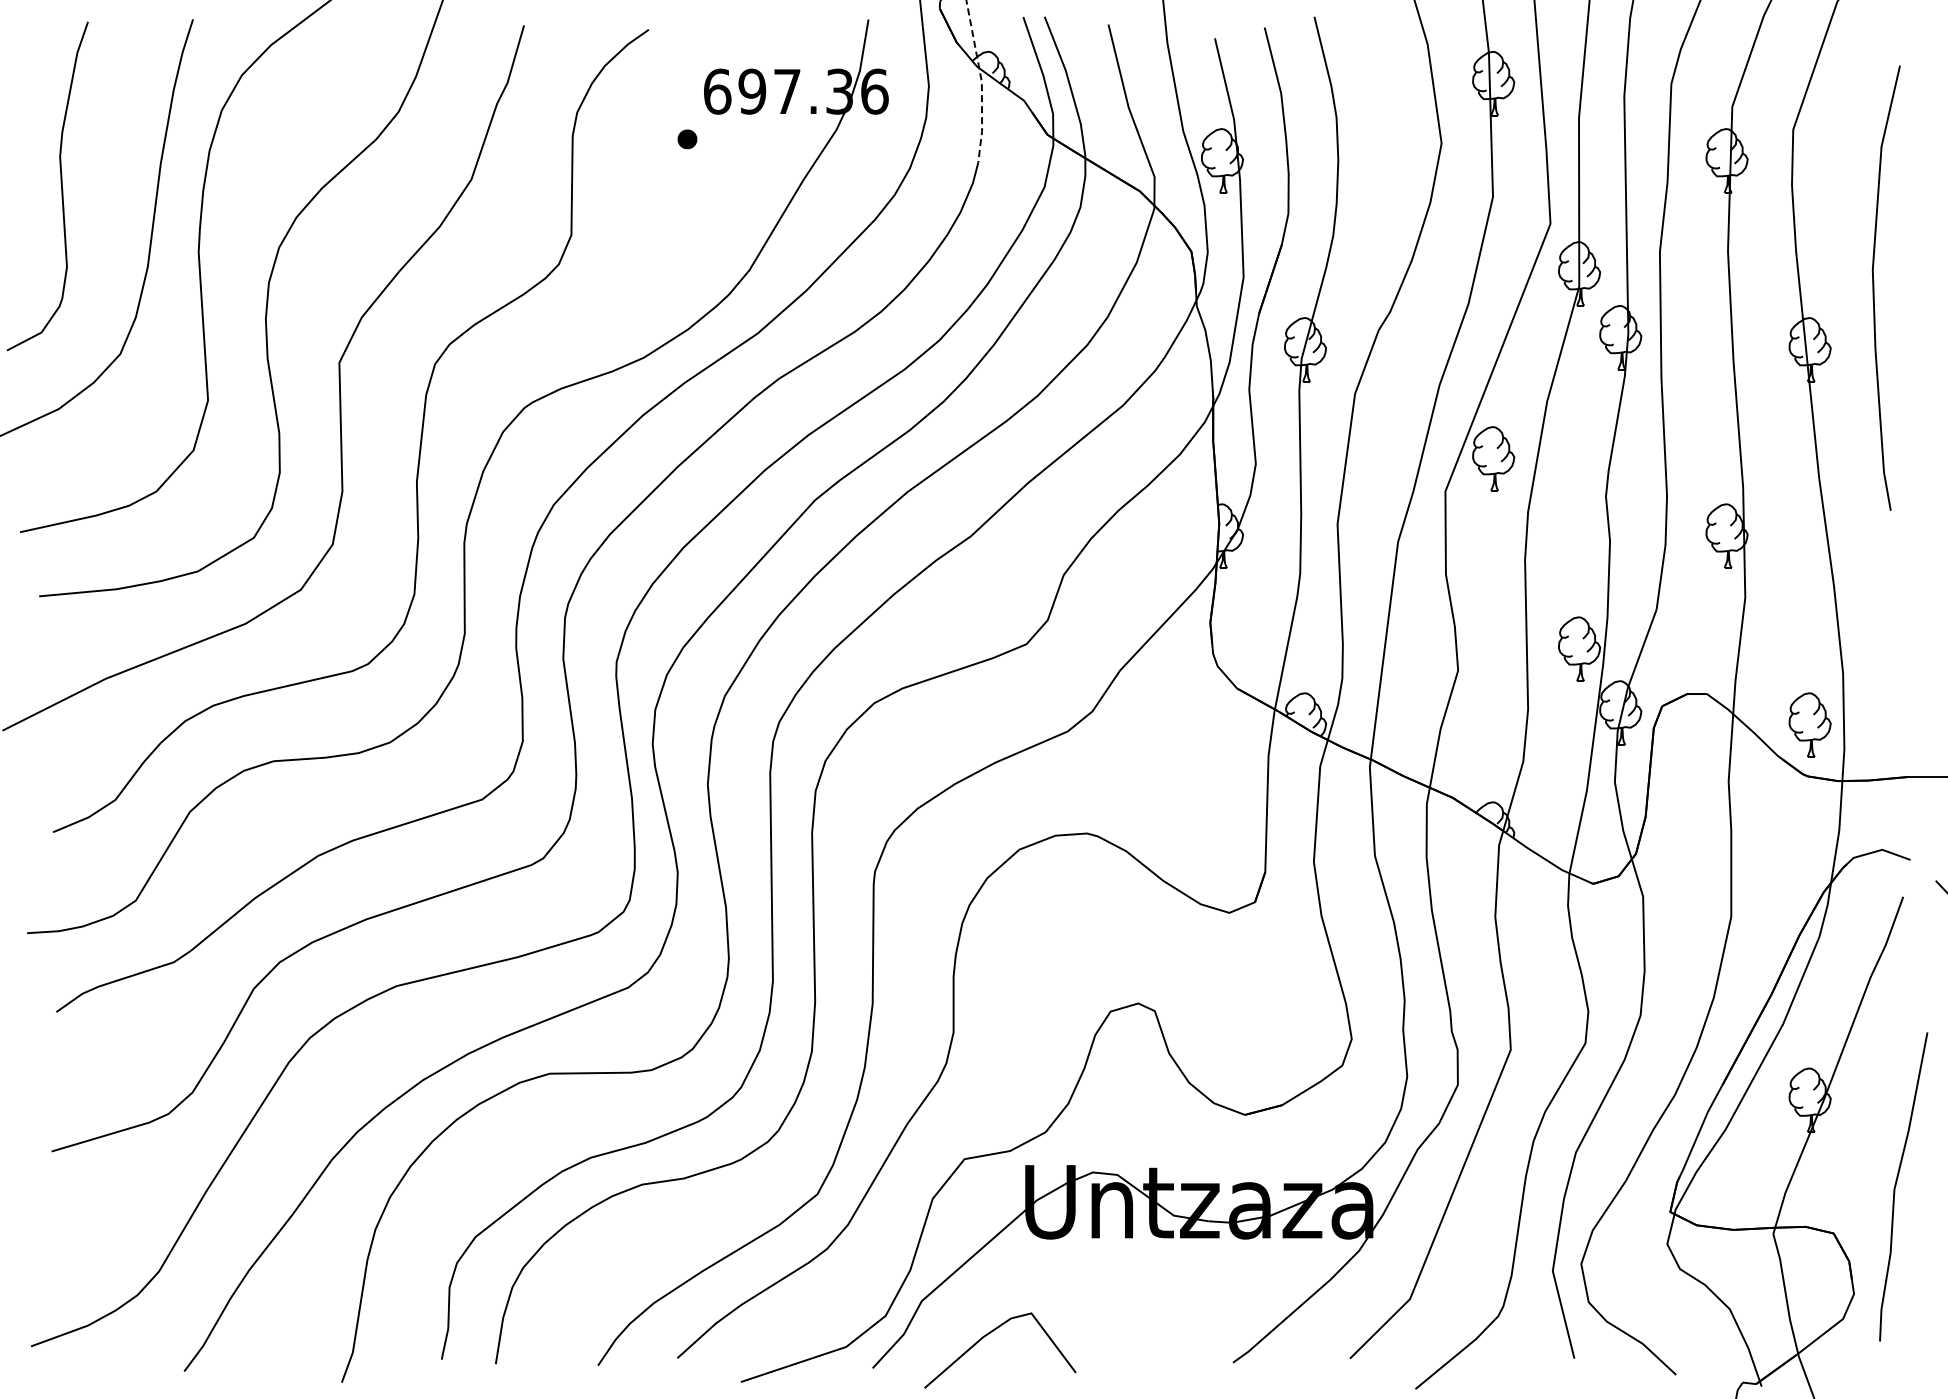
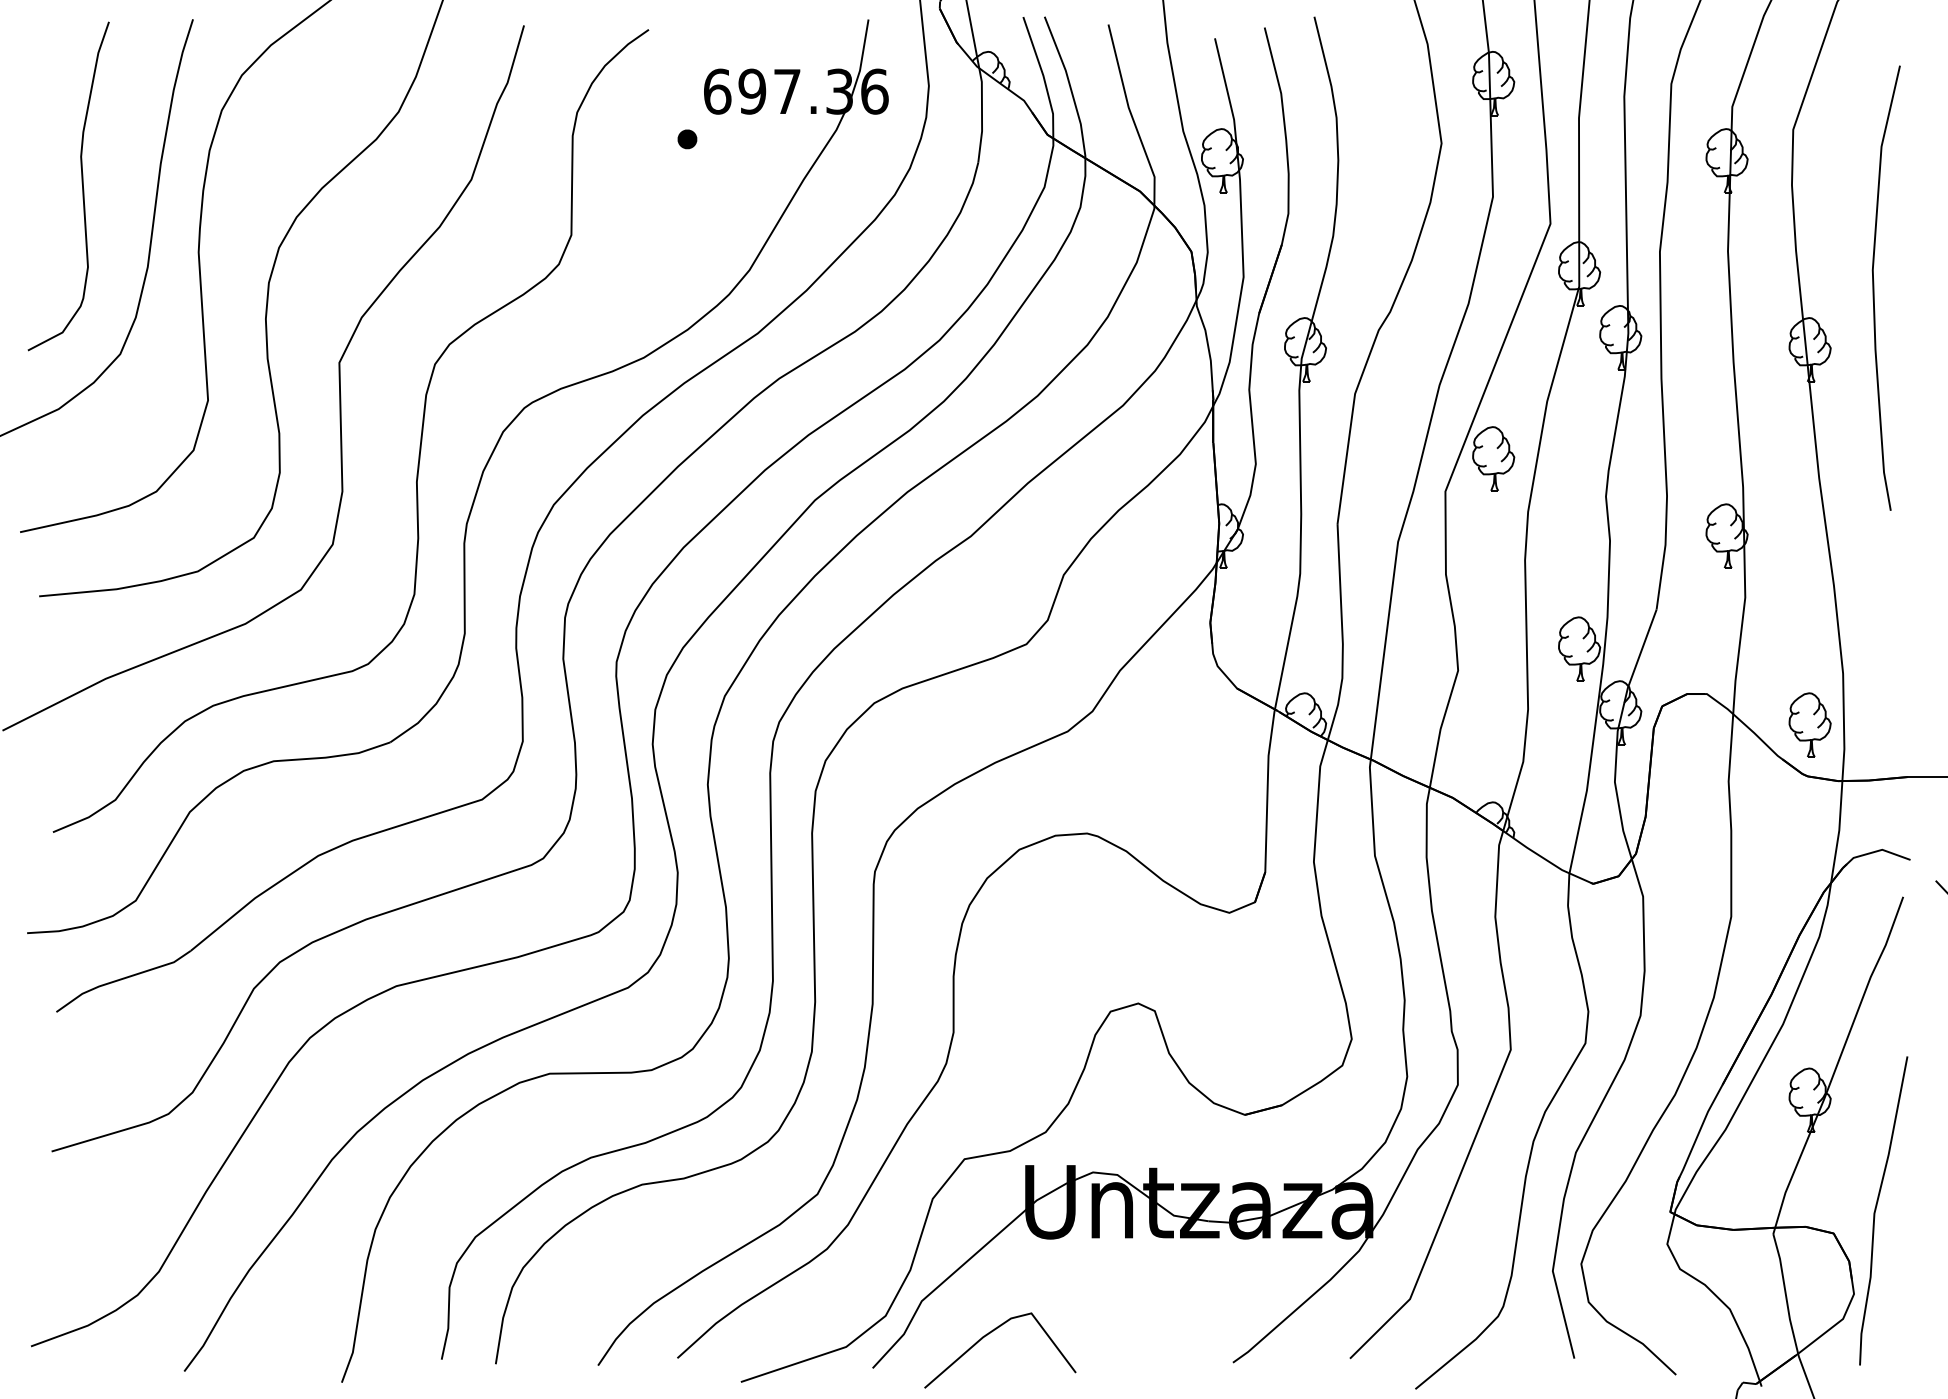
line: dashed -> solid (981, 81)
curve position: (60, 183) -> (81, 183) (81, 183)
curve position: (1896, 1186) -> (1876, 1210) (1876, 1210)
